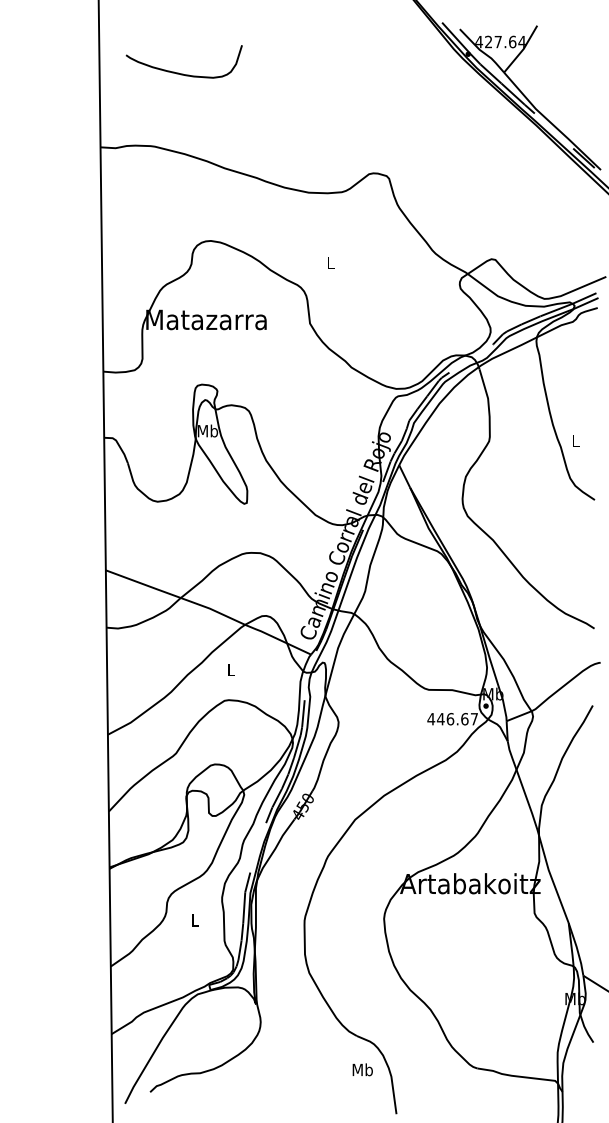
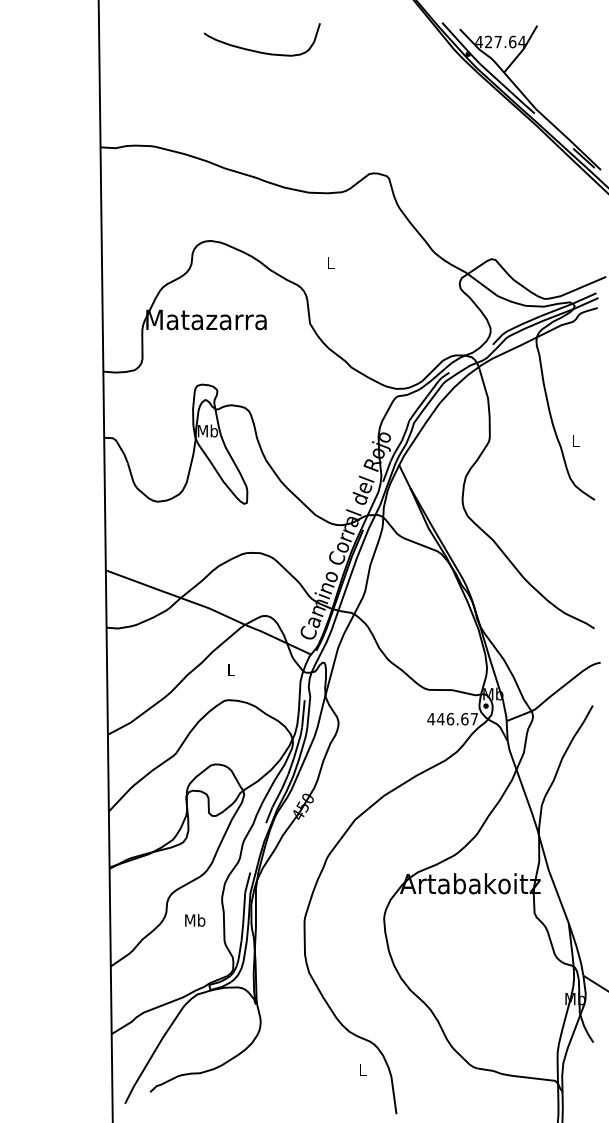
curve position: (183, 73) -> (261, 51) (261, 51)
text: L -> Mb (195, 920)
text: Mb -> L (362, 1069)
